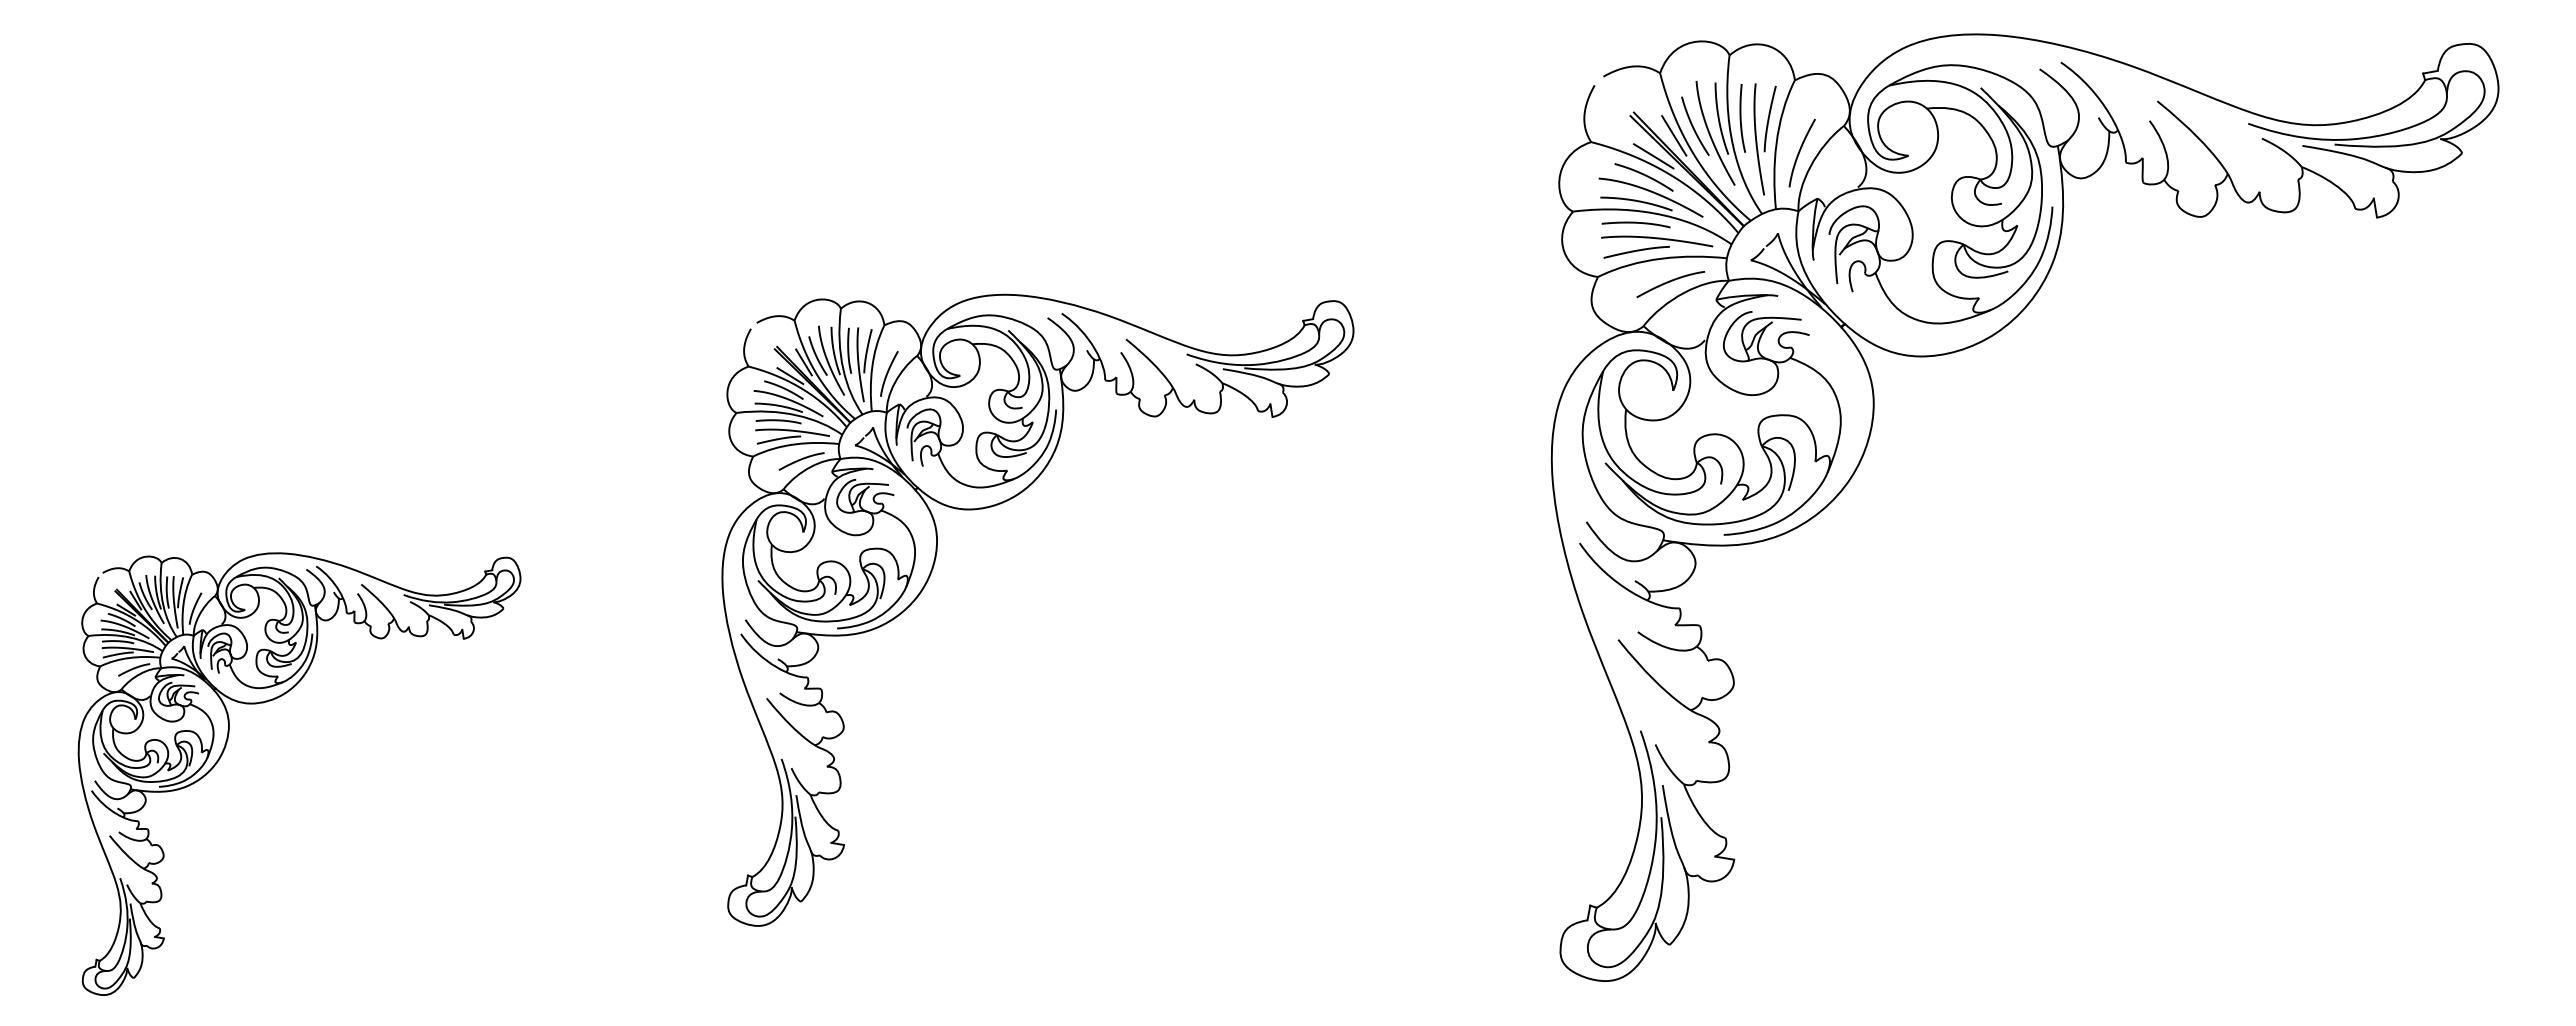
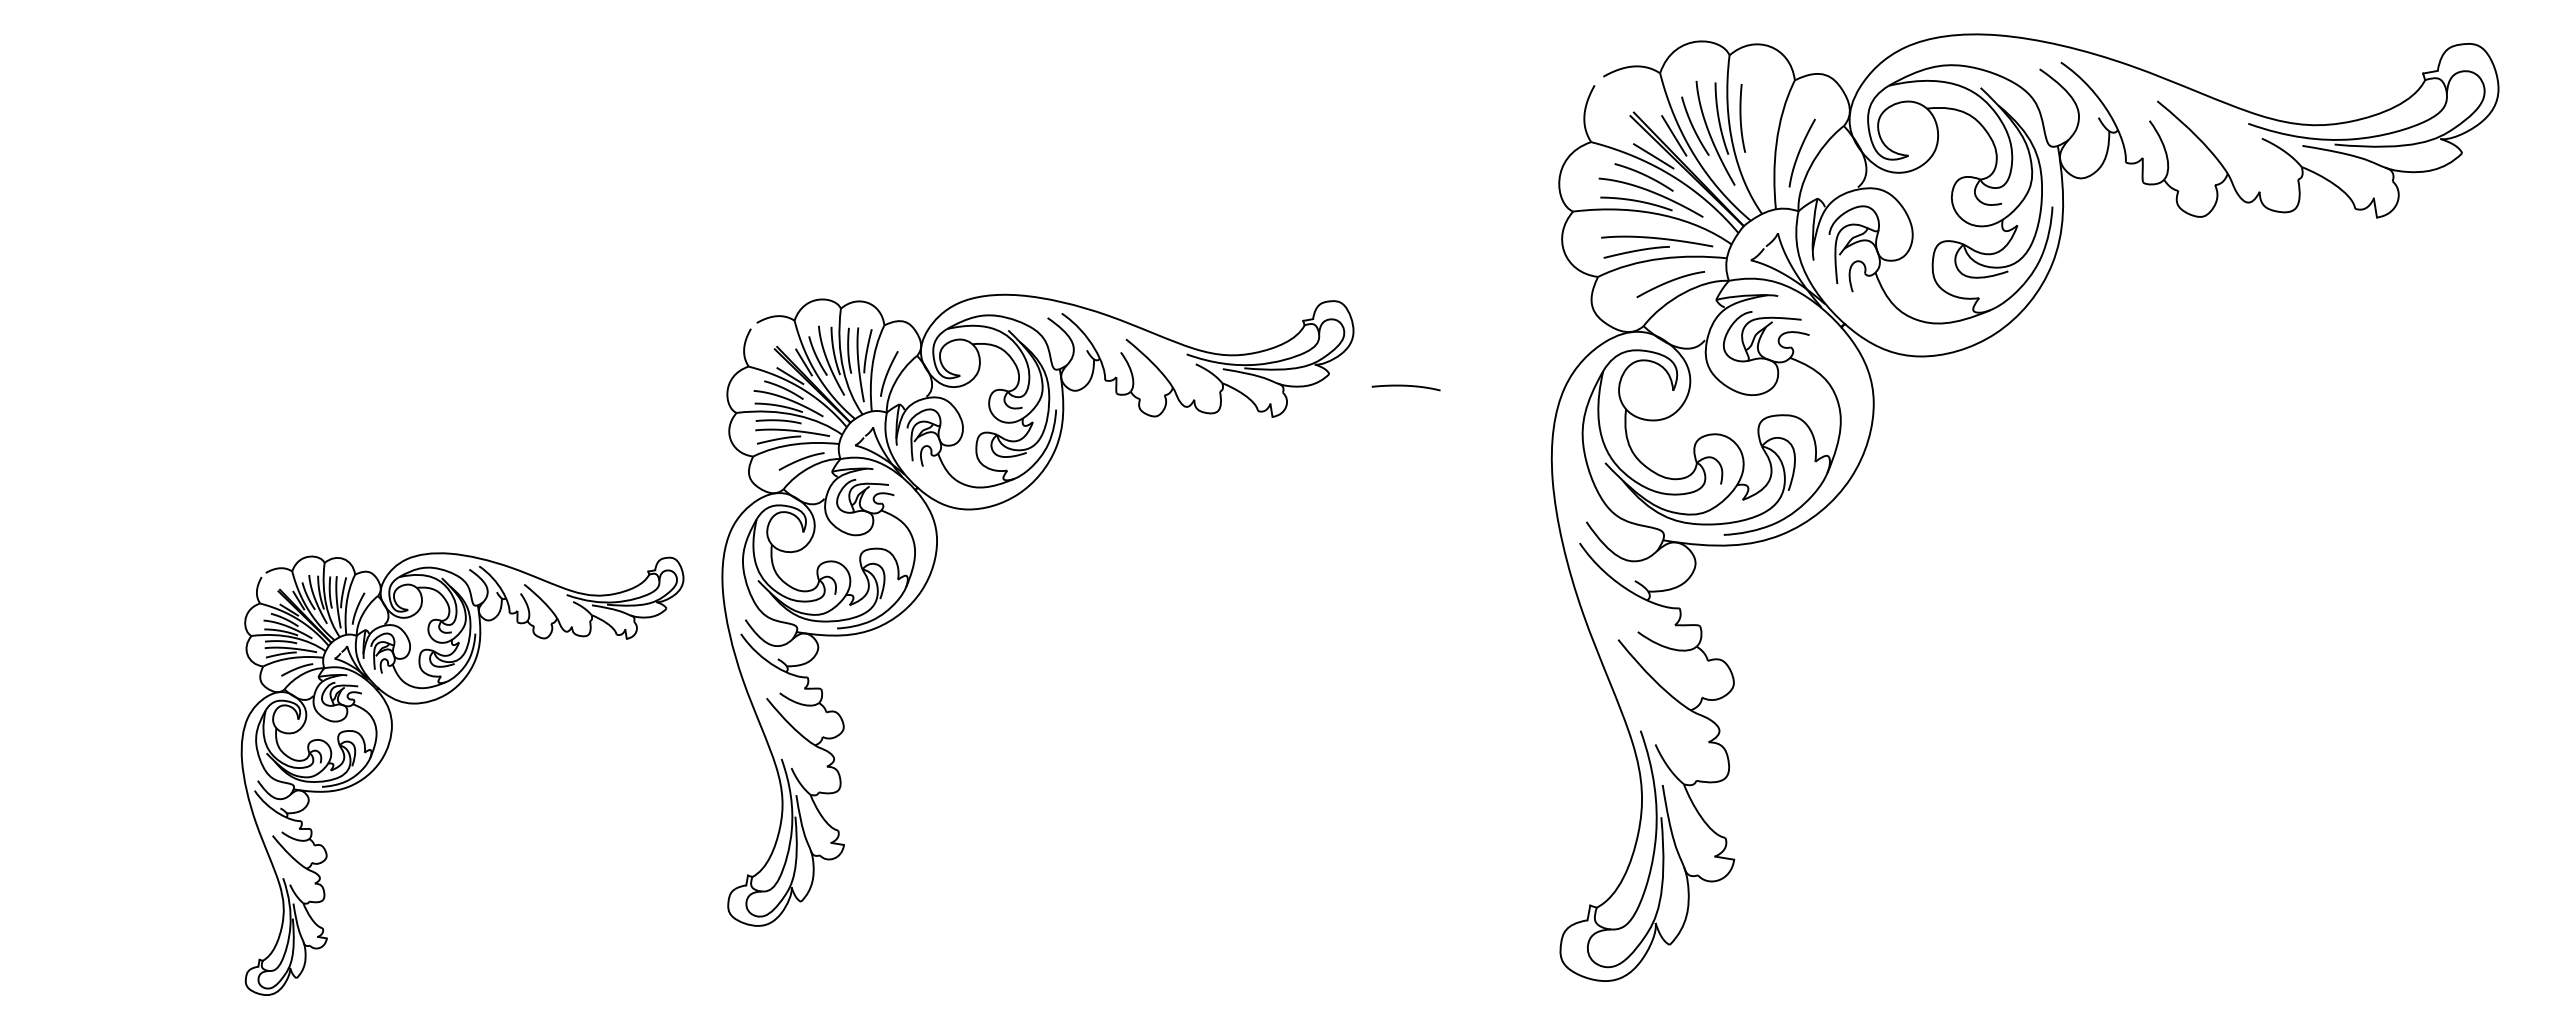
part: present -> none (1764, 139)
curve position: (1635, 223) -> (1405, 386) (1405, 386)
part position: (273, 700) -> (436, 700) (436, 700)
